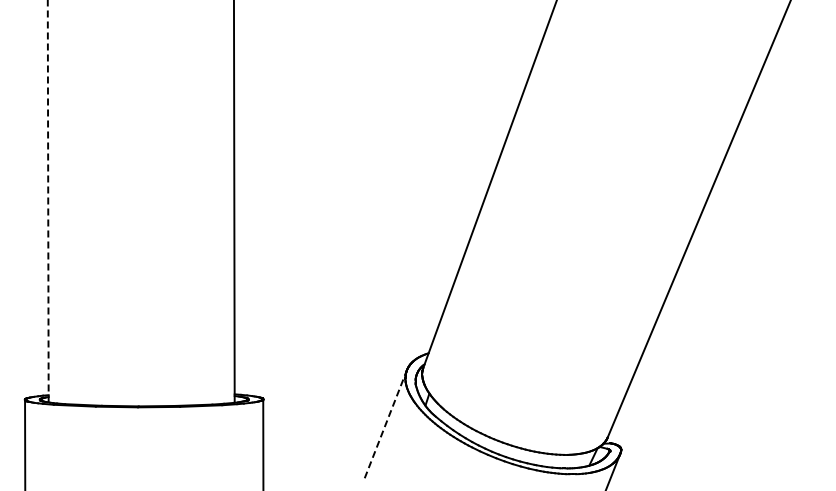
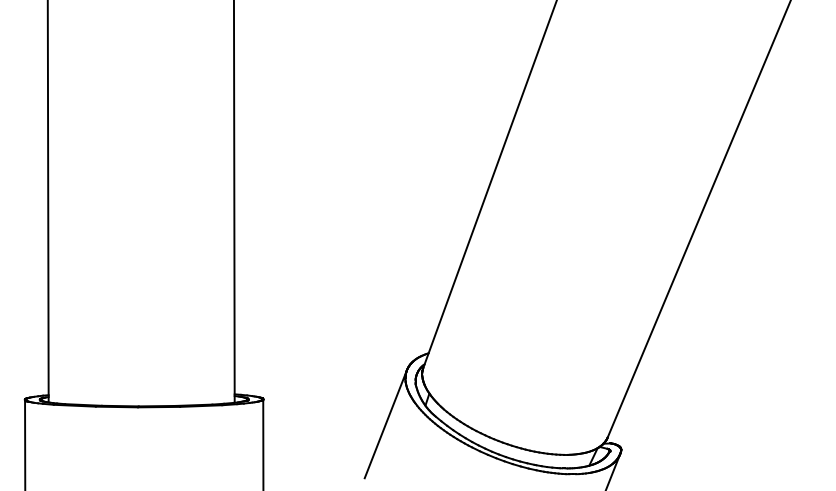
line: dashed -> solid (48, 201)
line: dashed -> solid (385, 424)
